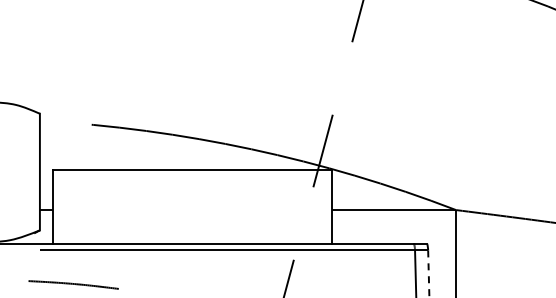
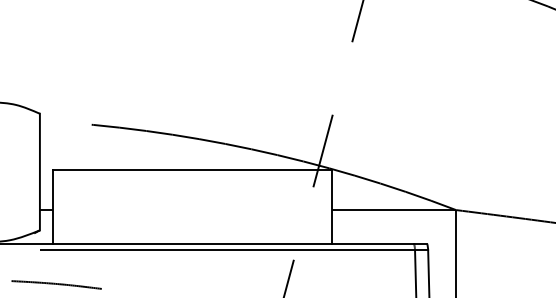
line: dashed -> solid (428, 274)
curve position: (73, 284) -> (56, 284) (56, 284)
